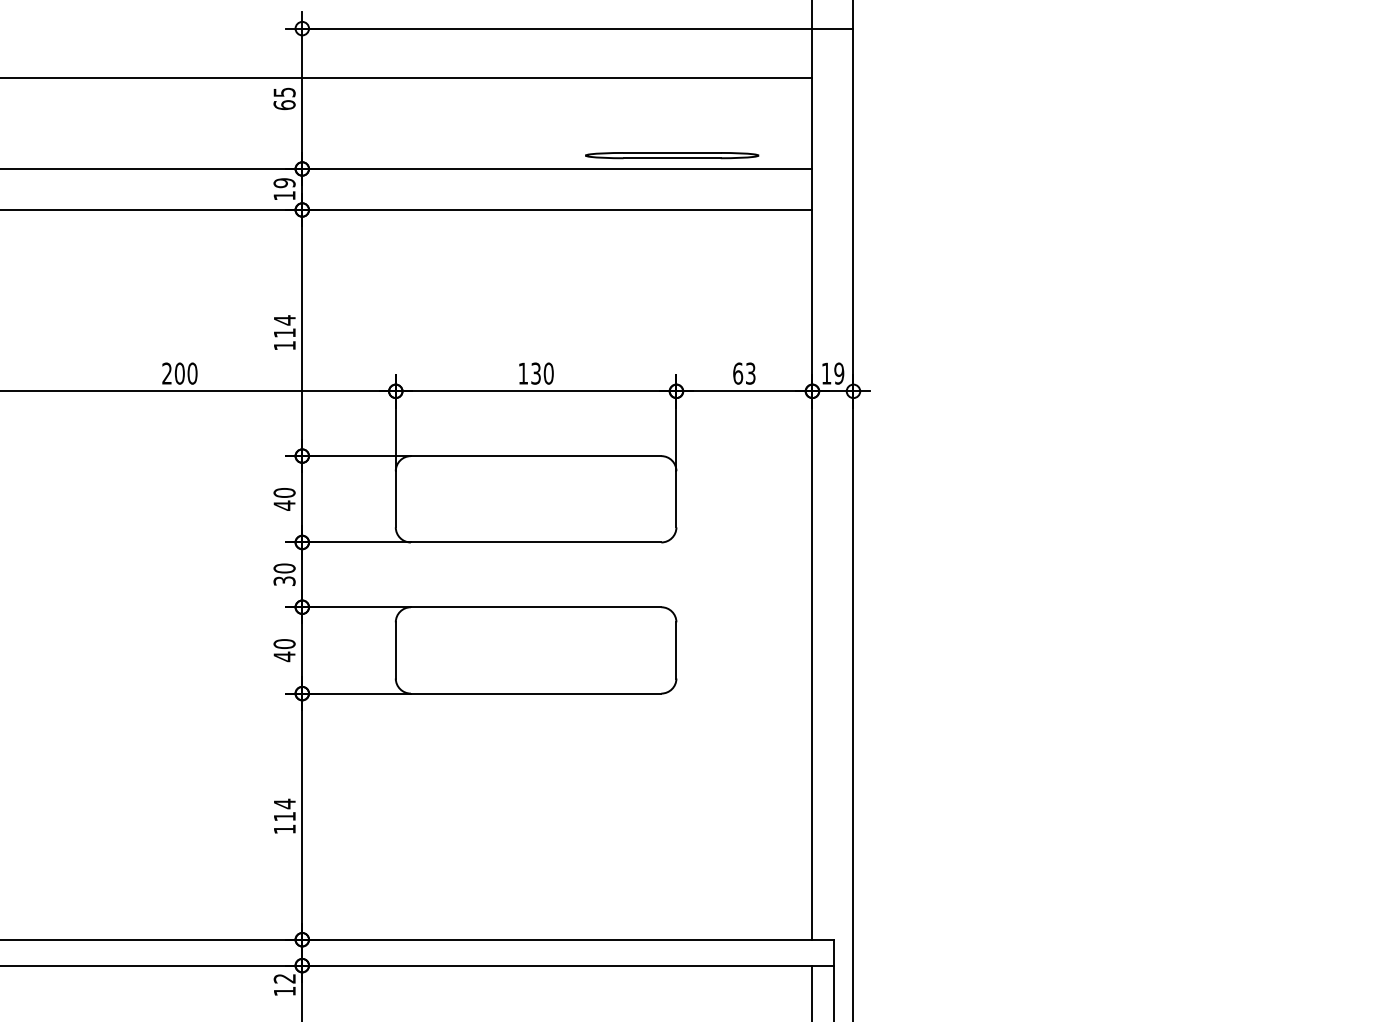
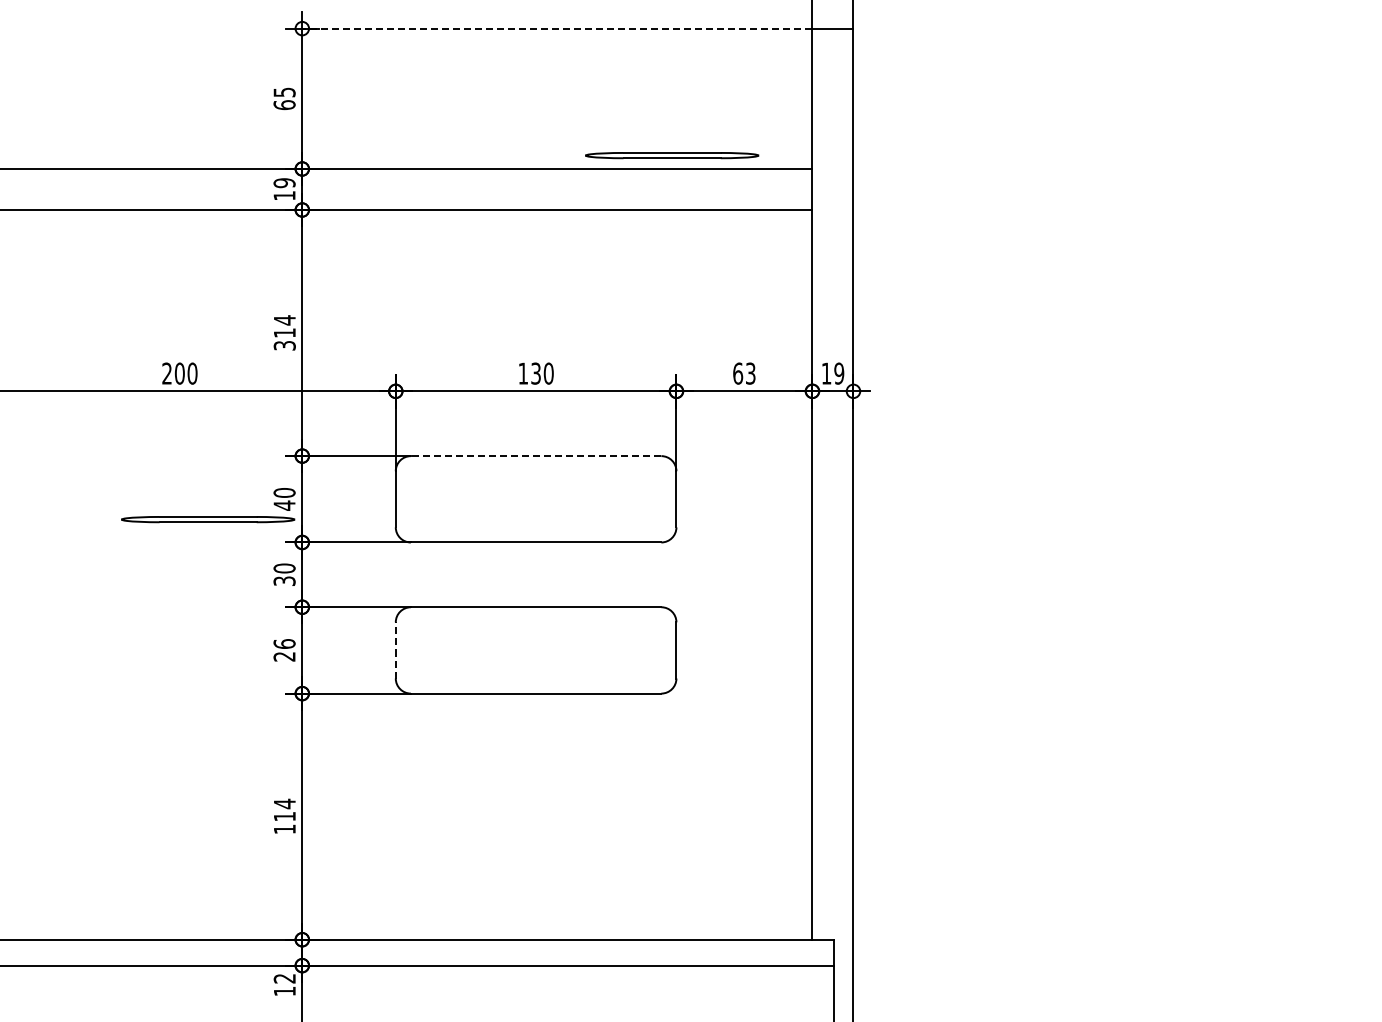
line: solid -> dashed (556, 28)
line: present -> none (407, 78)
text: 114 -> 314 (284, 345)
line: solid -> dashed (535, 456)
part: none -> present (208, 519)
line: solid -> dashed (395, 649)
text: 40 -> 26 (284, 650)
line: present -> none (812, 991)
